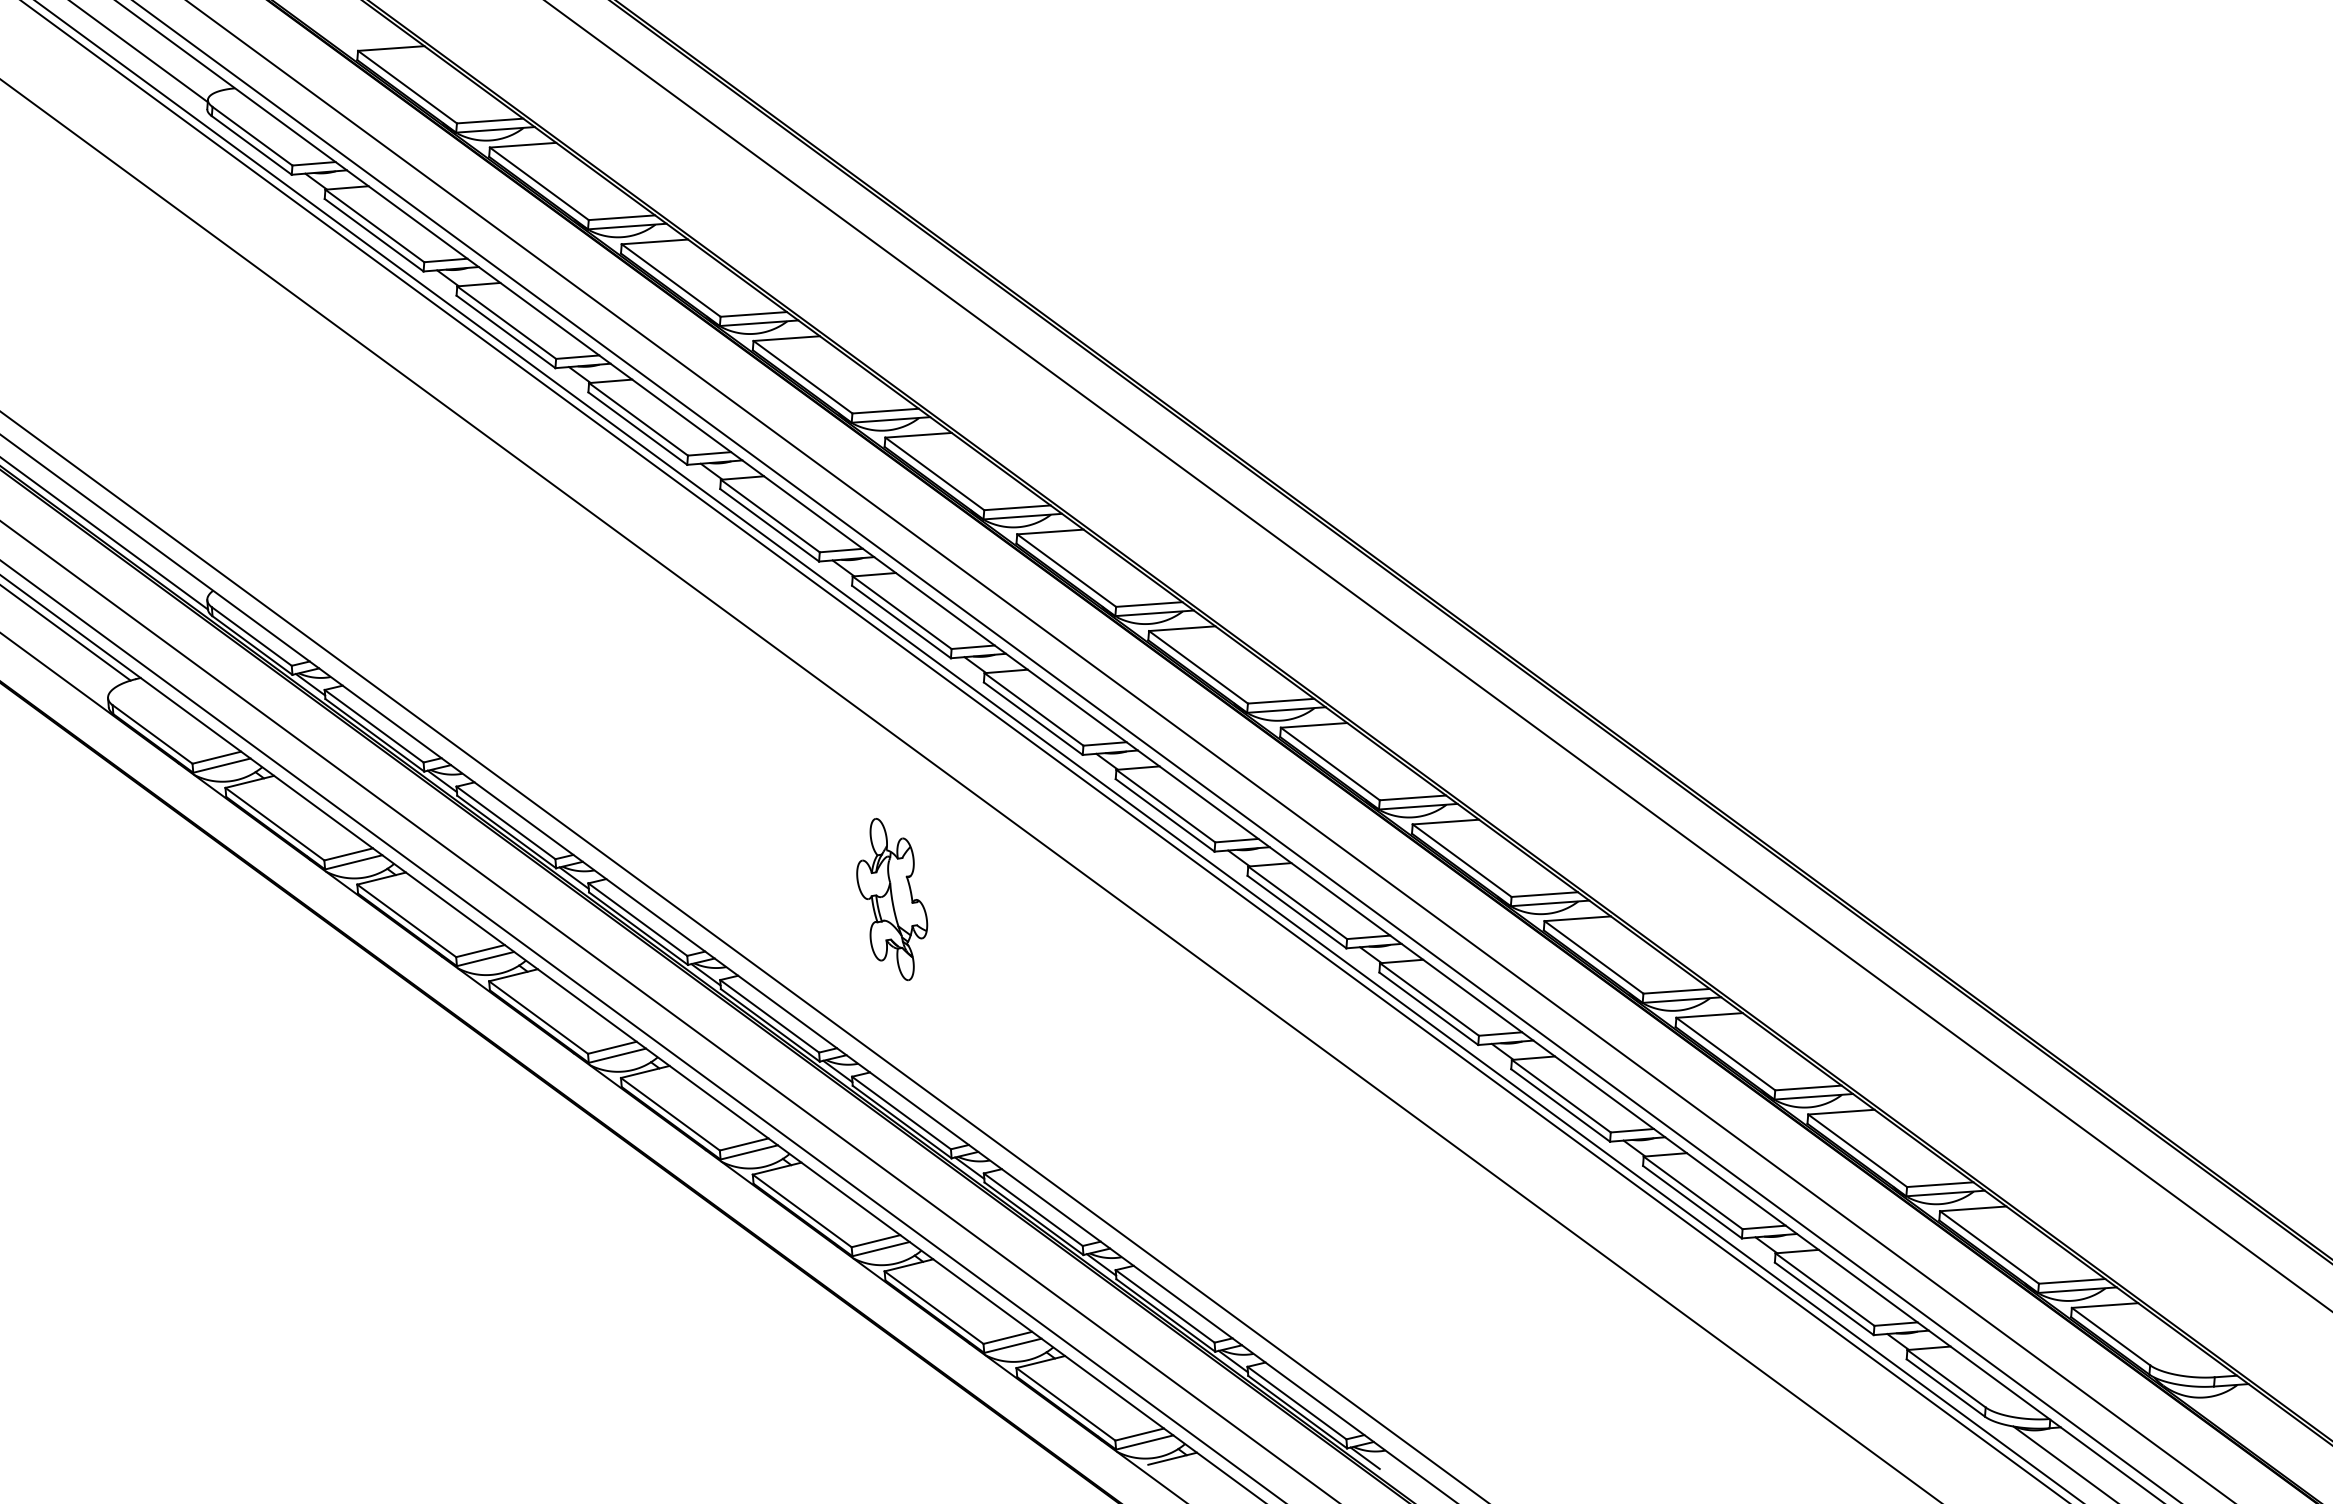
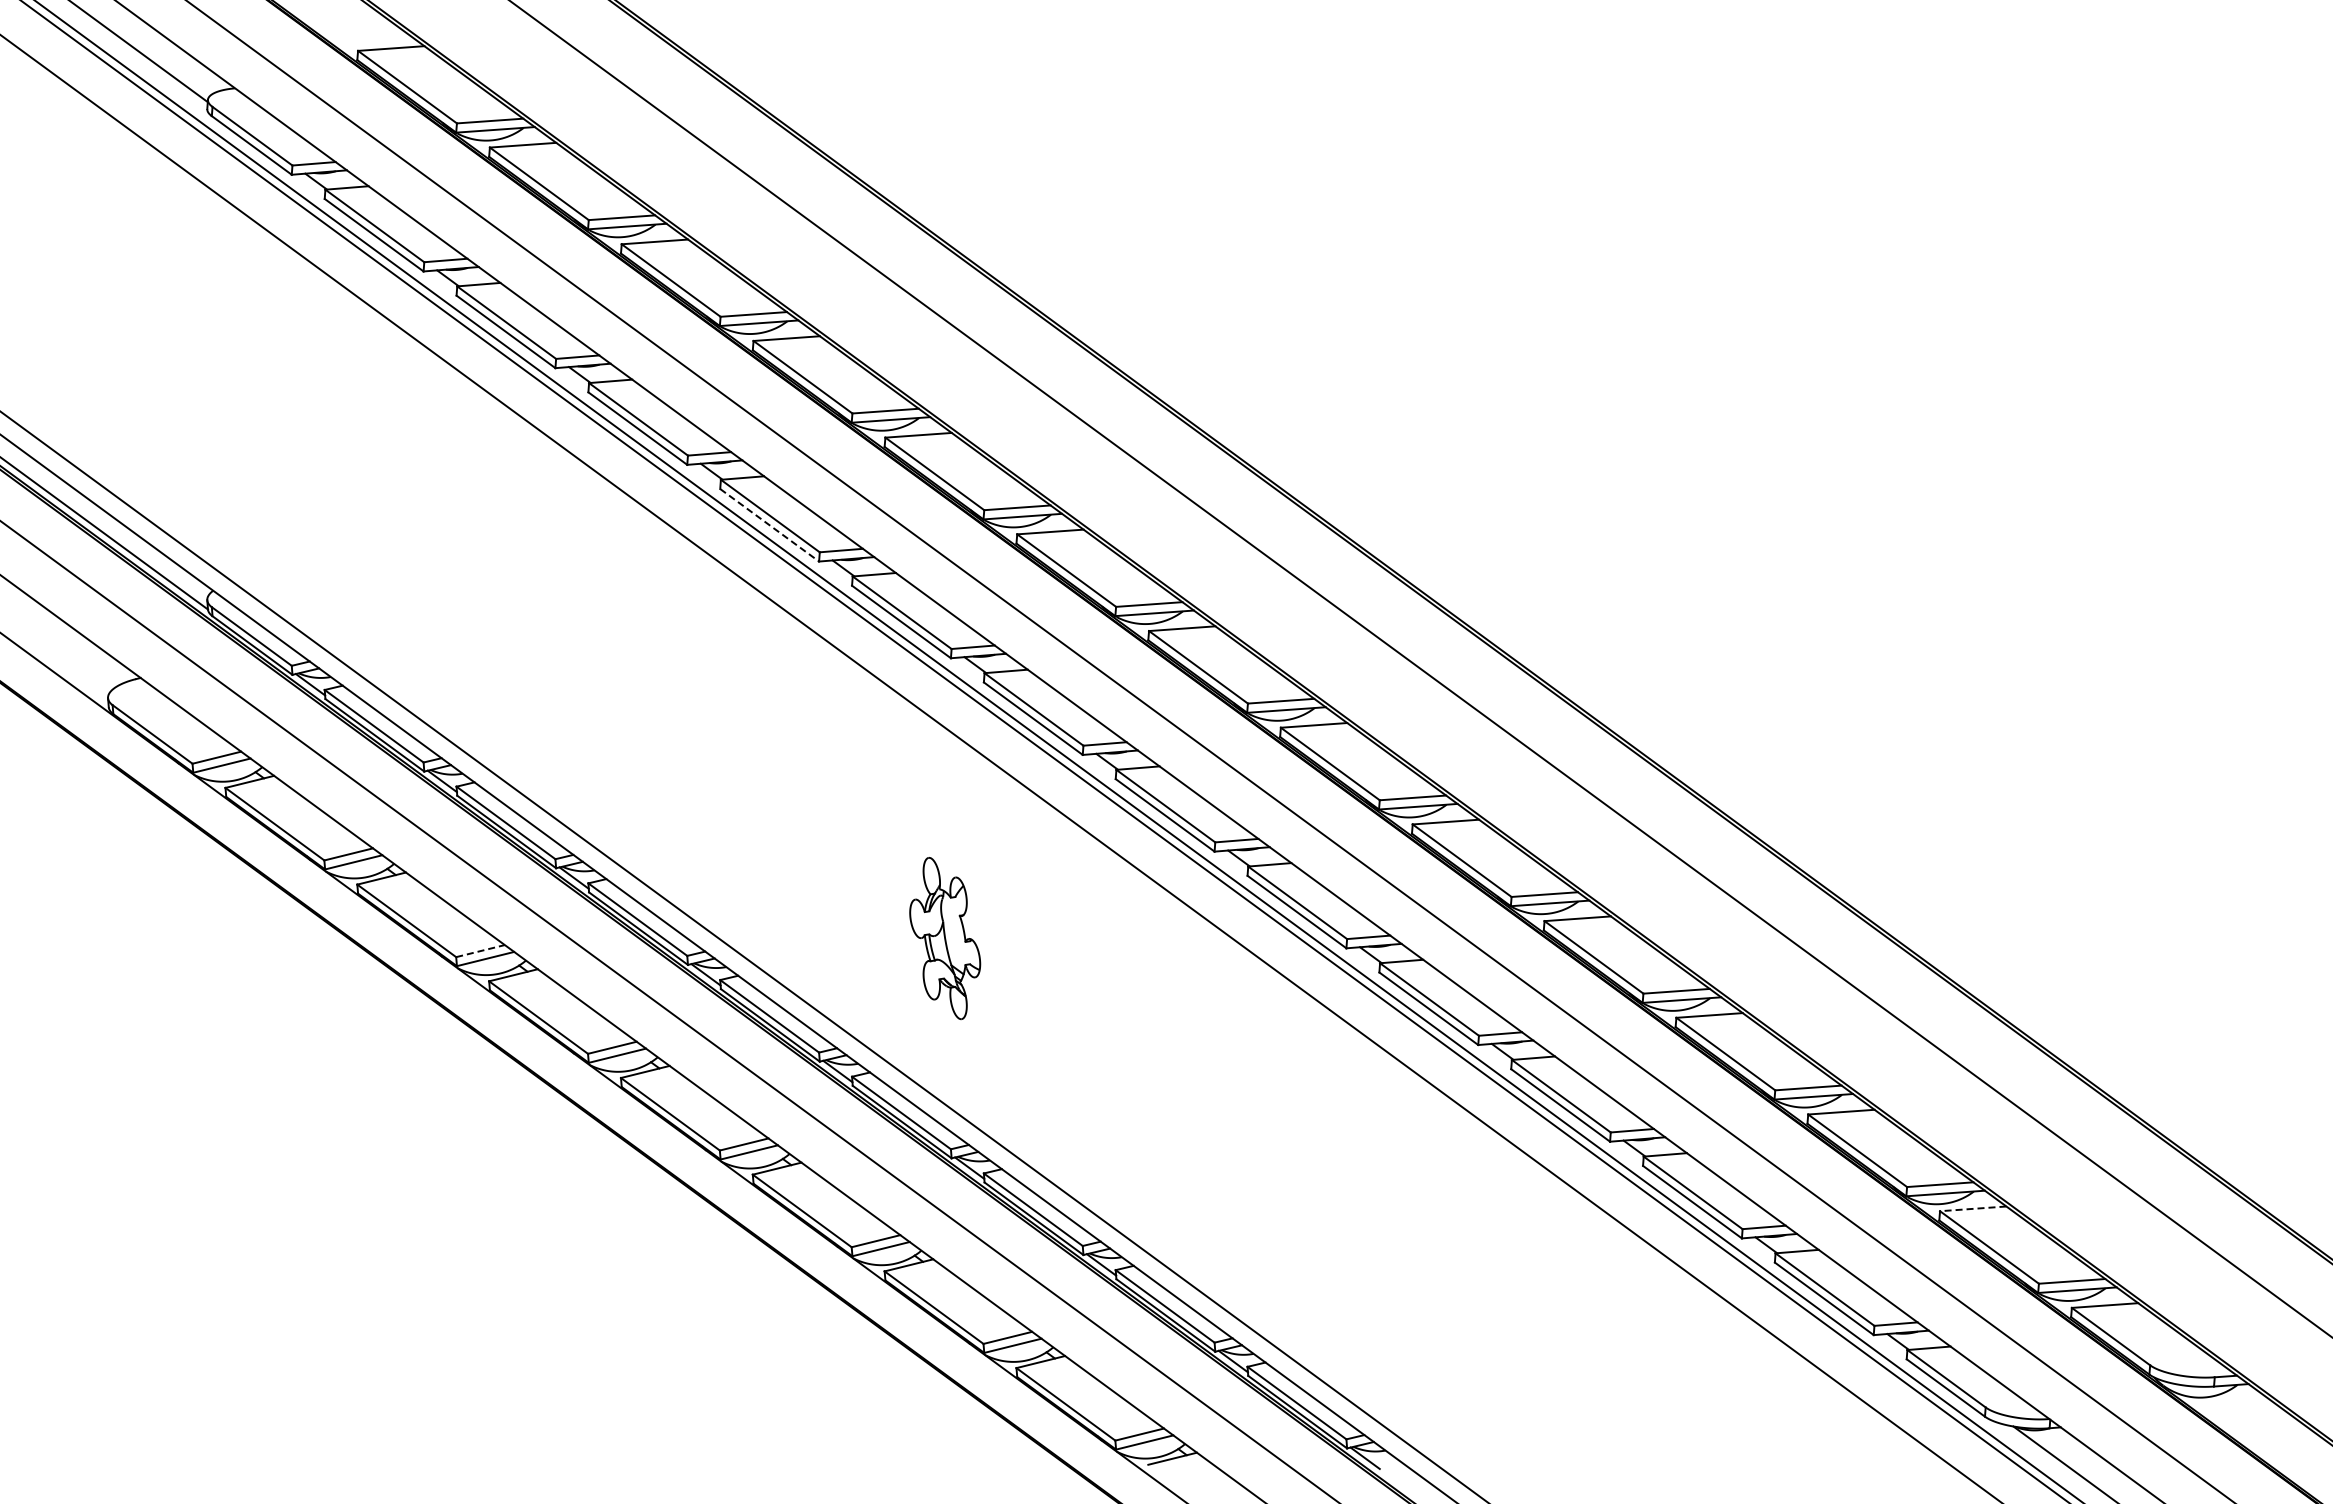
line: solid -> dashed (770, 525)
line: present -> none (66, 633)
line position: (1437, 655) -> (1420, 668) (1420, 668)
line: present -> none (1156, 751)
line position: (970, 790) -> (1000, 768) (1000, 768)
part position: (892, 899) -> (945, 938) (945, 938)
line: solid -> dashed (481, 950)
line: present -> none (642, 1030)
line: solid -> dashed (1972, 1208)
